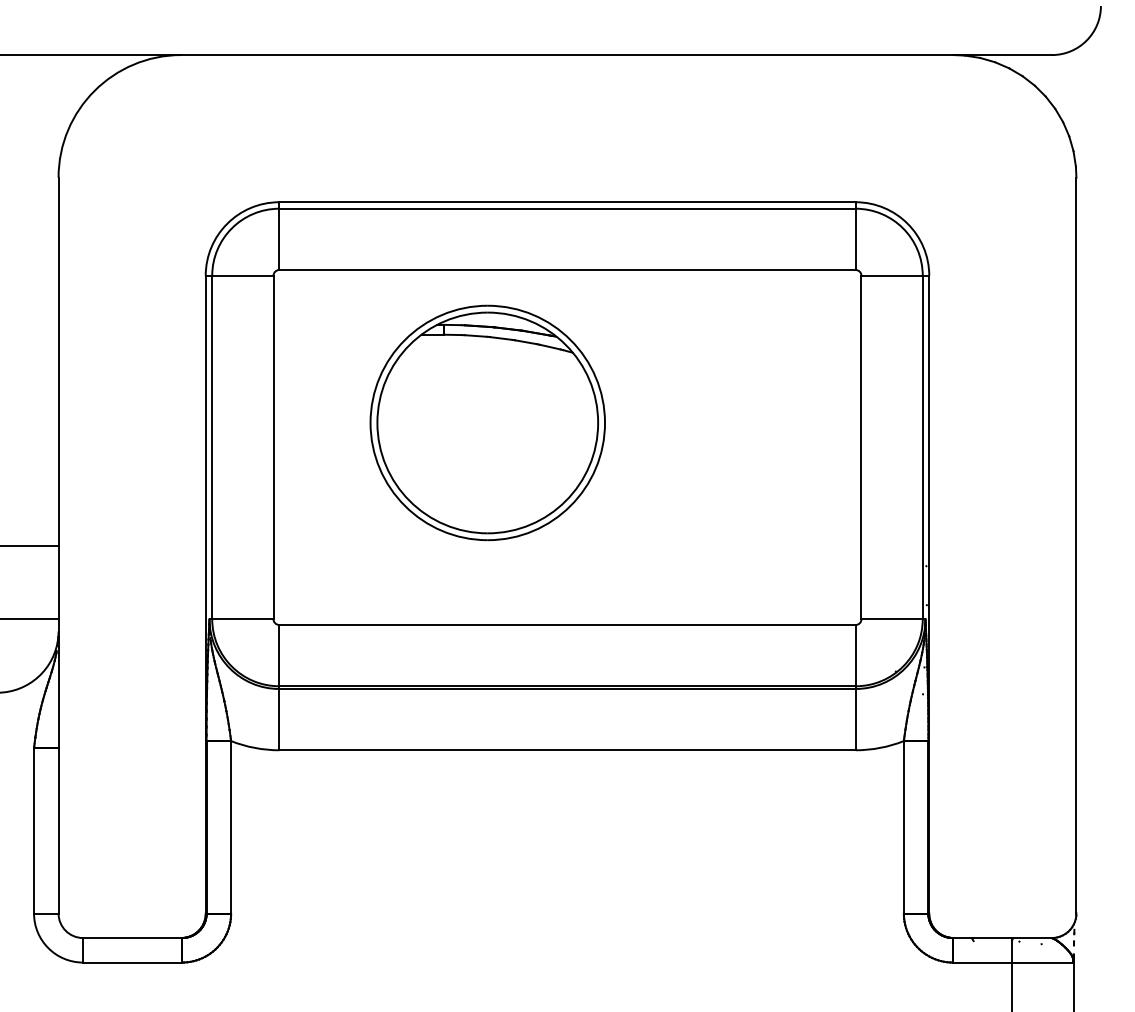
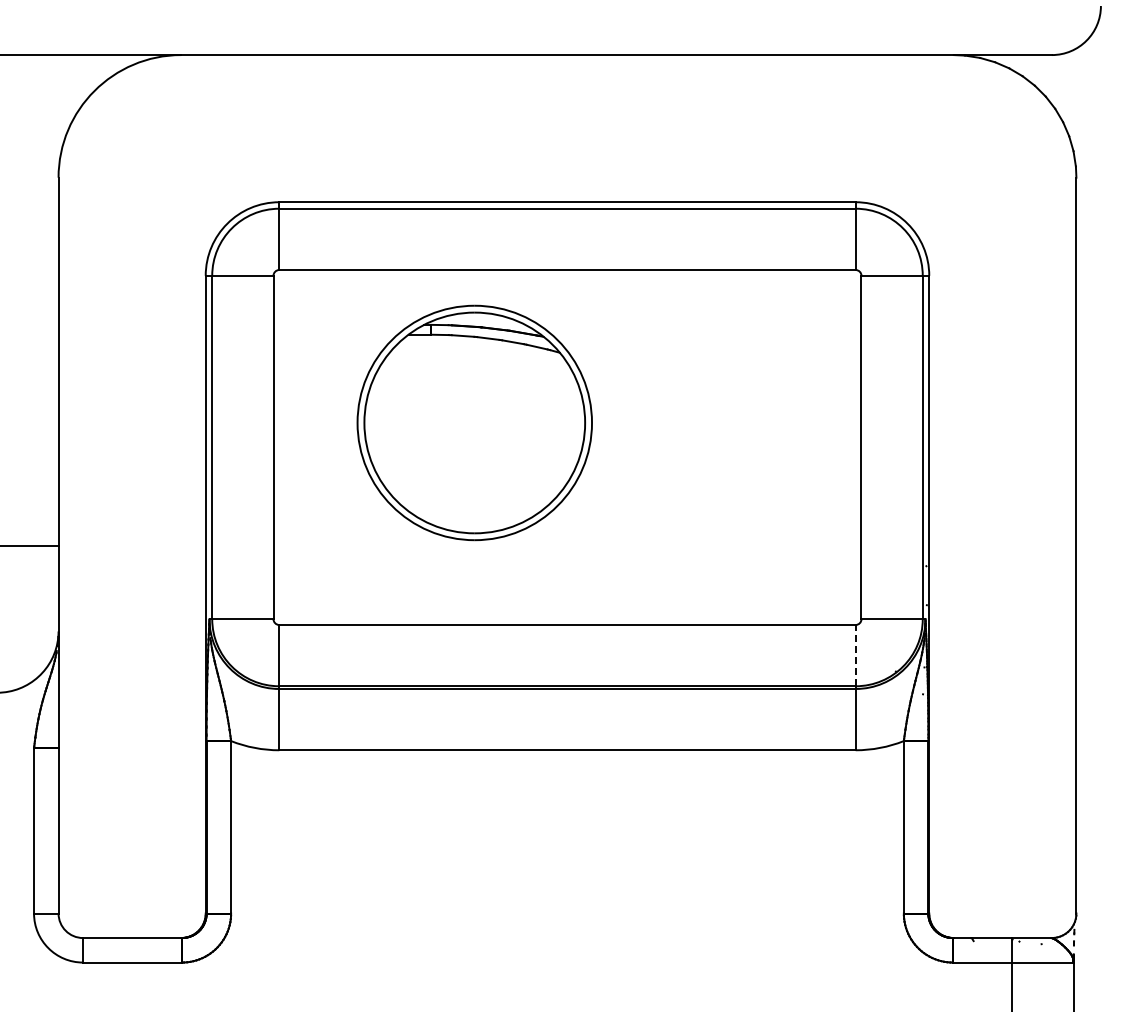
part position: (487, 422) -> (474, 422) (474, 422)
line: present -> none (30, 619)
line: solid -> dashed (855, 655)
